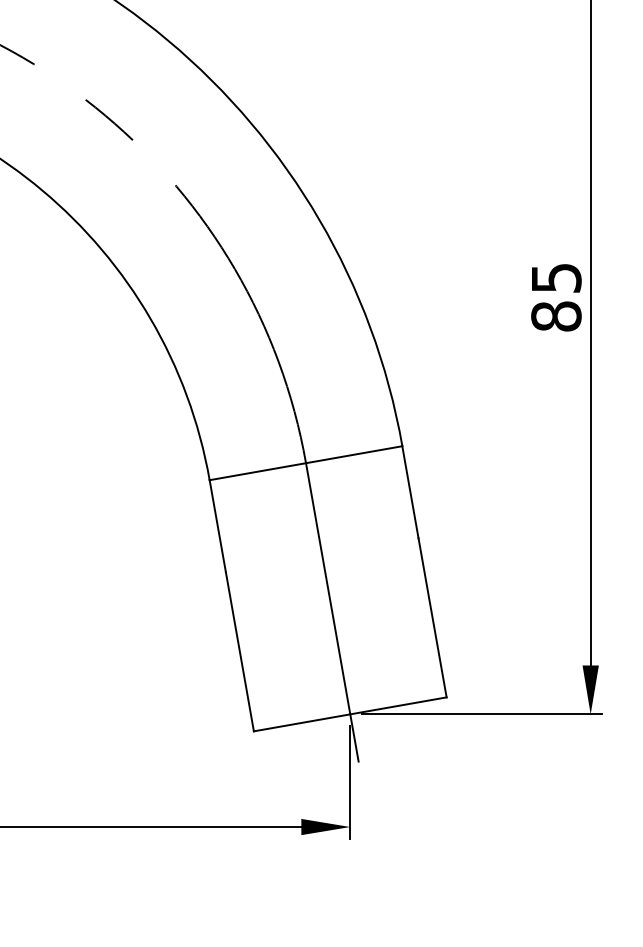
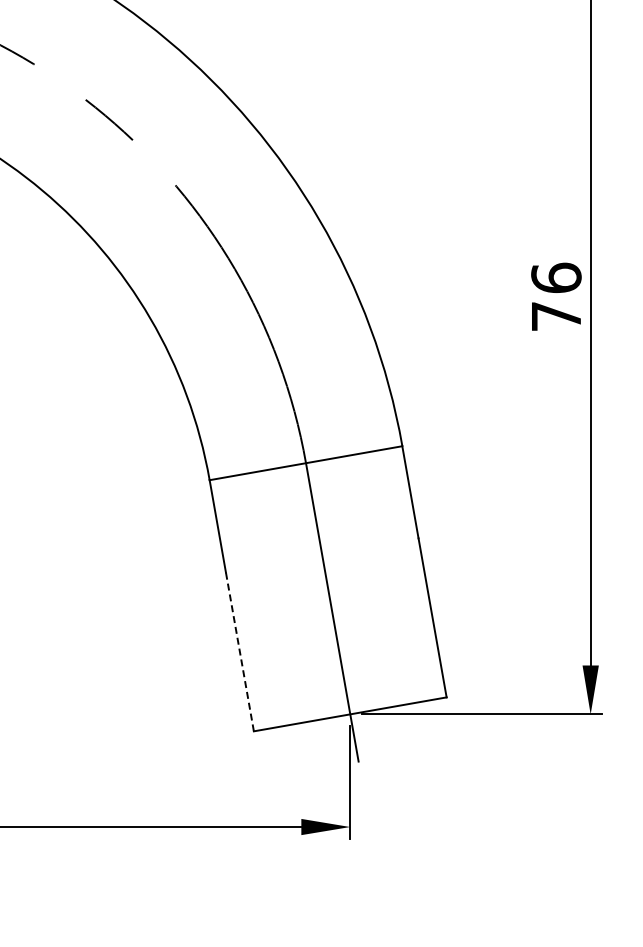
text: 85 -> 76 (556, 296)
line: solid -> dashed (239, 651)
